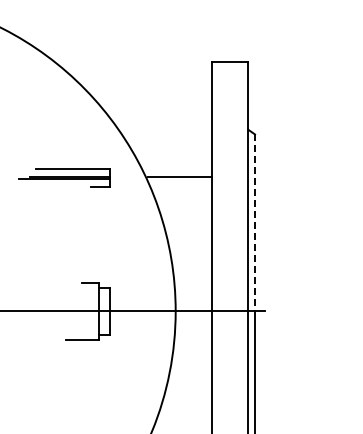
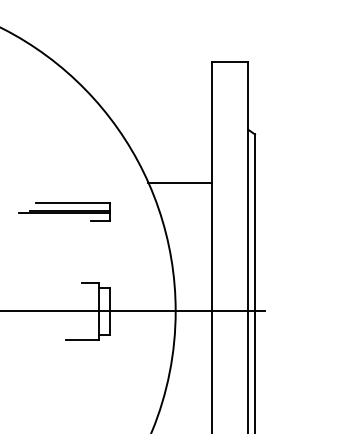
line position: (179, 176) -> (179, 182) (179, 182)
part position: (64, 177) -> (64, 211) (64, 211)
line: dashed -> solid (255, 223)
